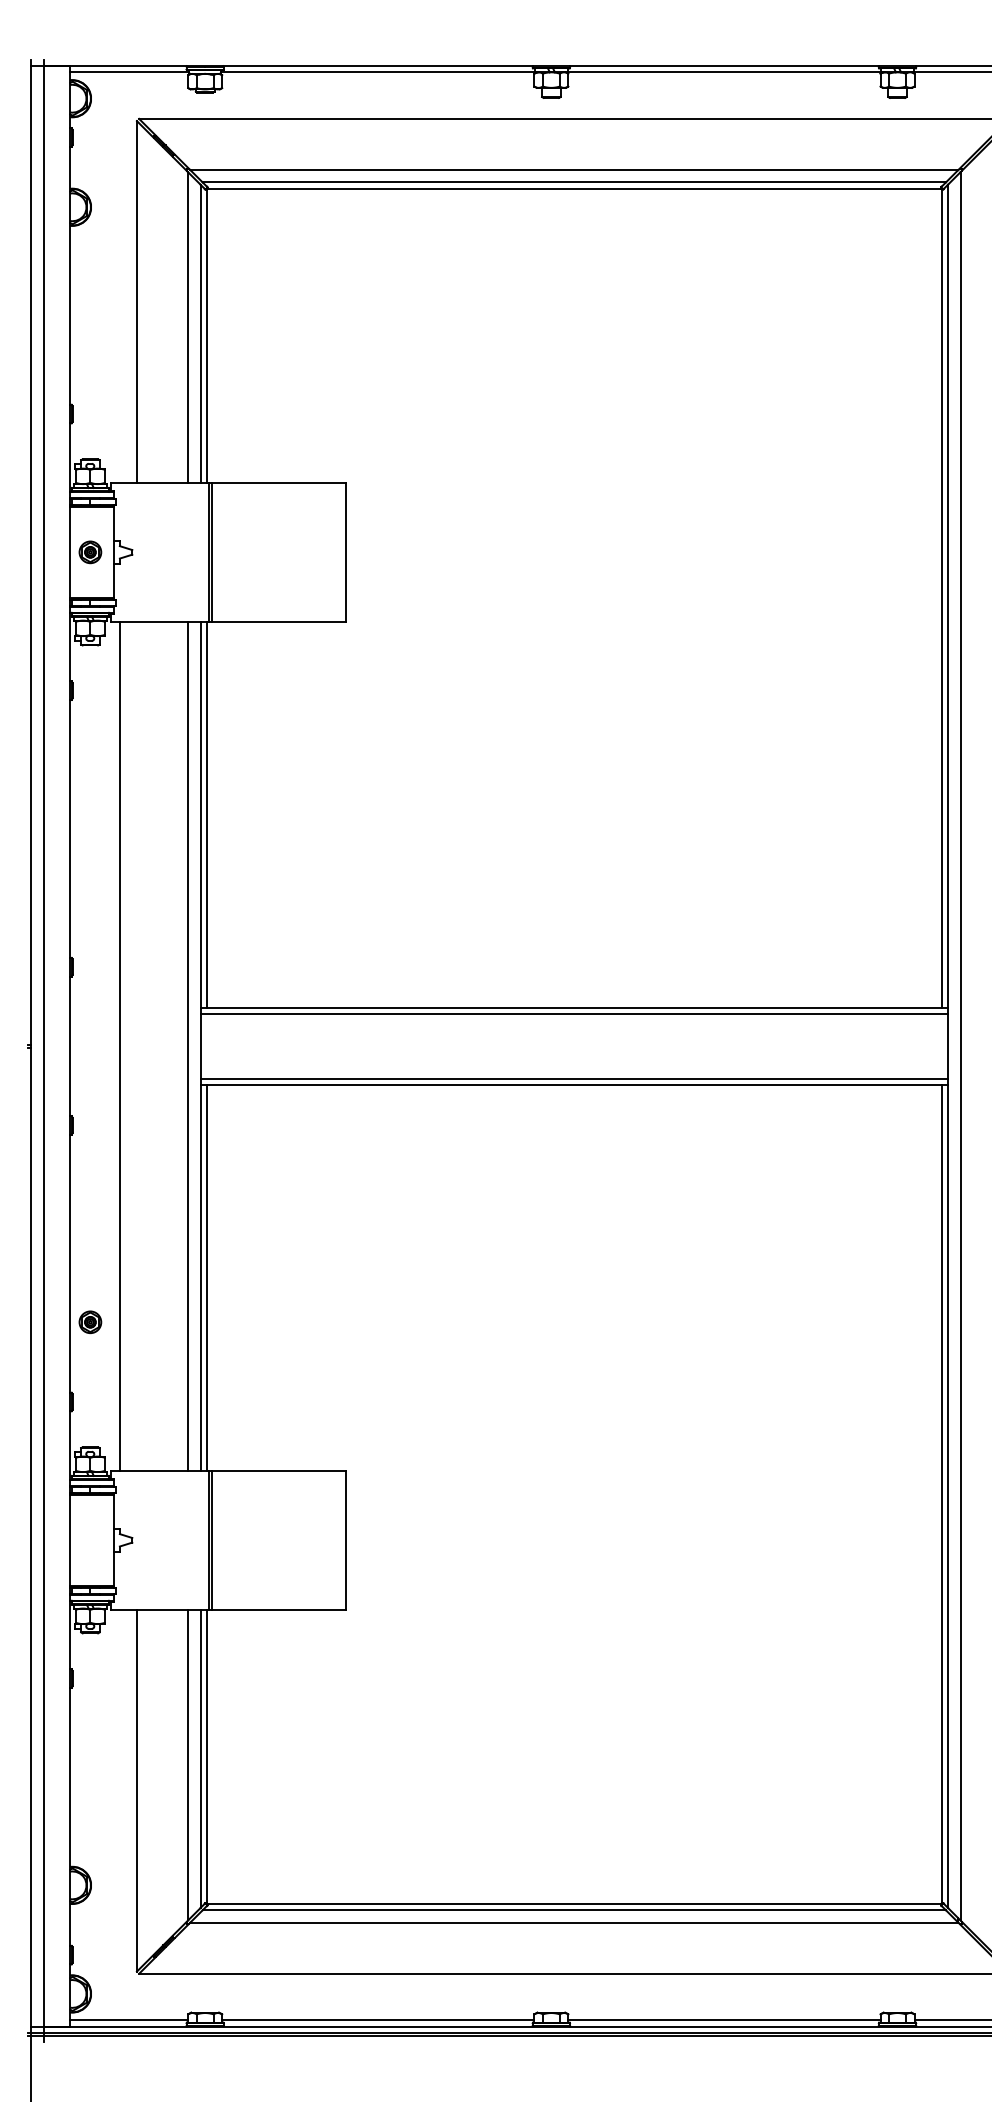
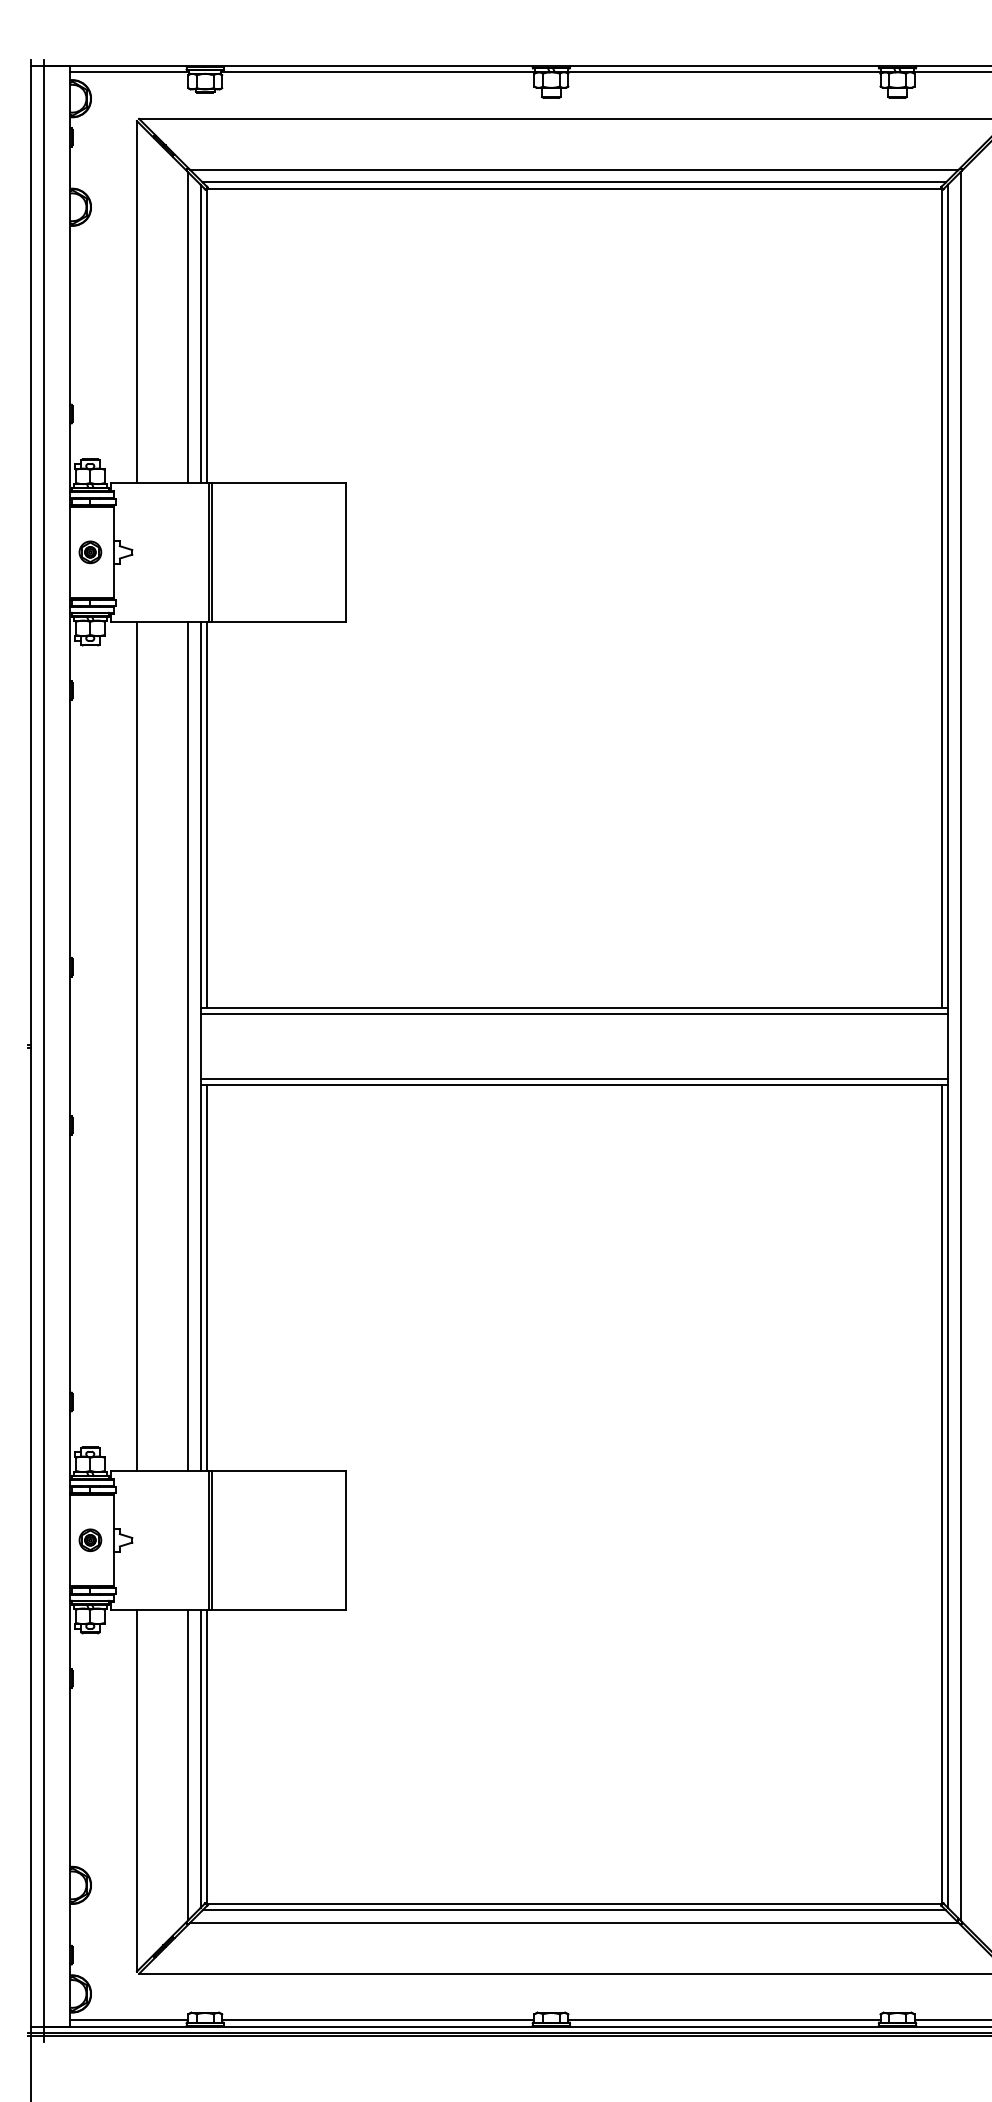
line position: (119, 1046) -> (136, 1046) (136, 1046)
part position: (90, 1322) -> (90, 1540) (90, 1540)
